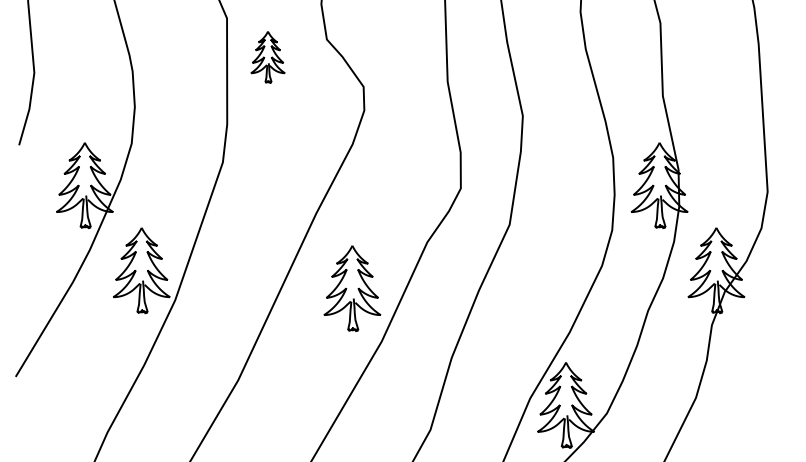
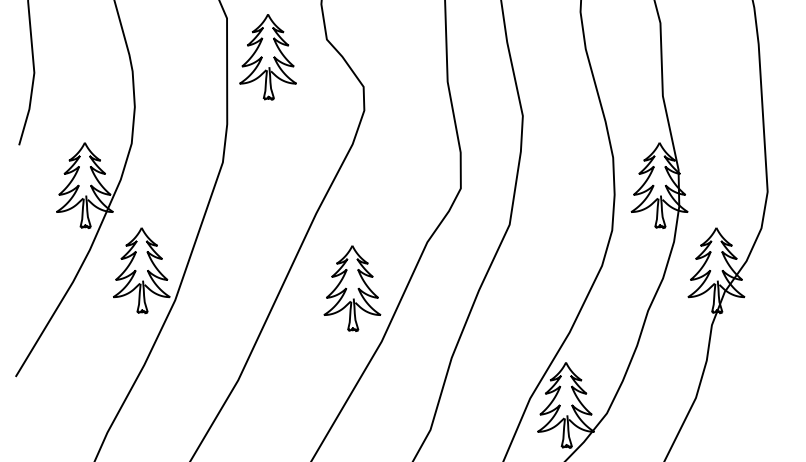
part size: 36x53 px -> 58x87 px (267, 57)
